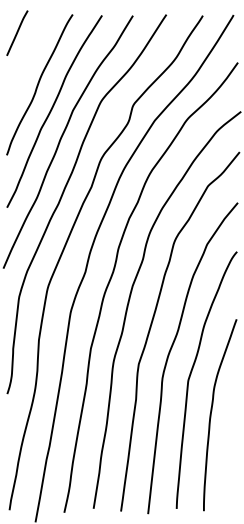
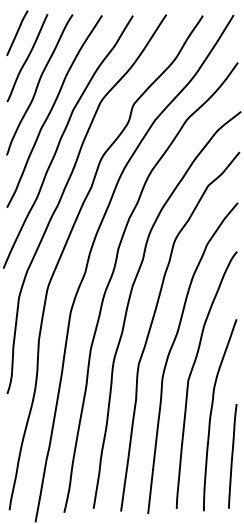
curve: none -> present (27, 58)
line: none -> present (232, 456)
